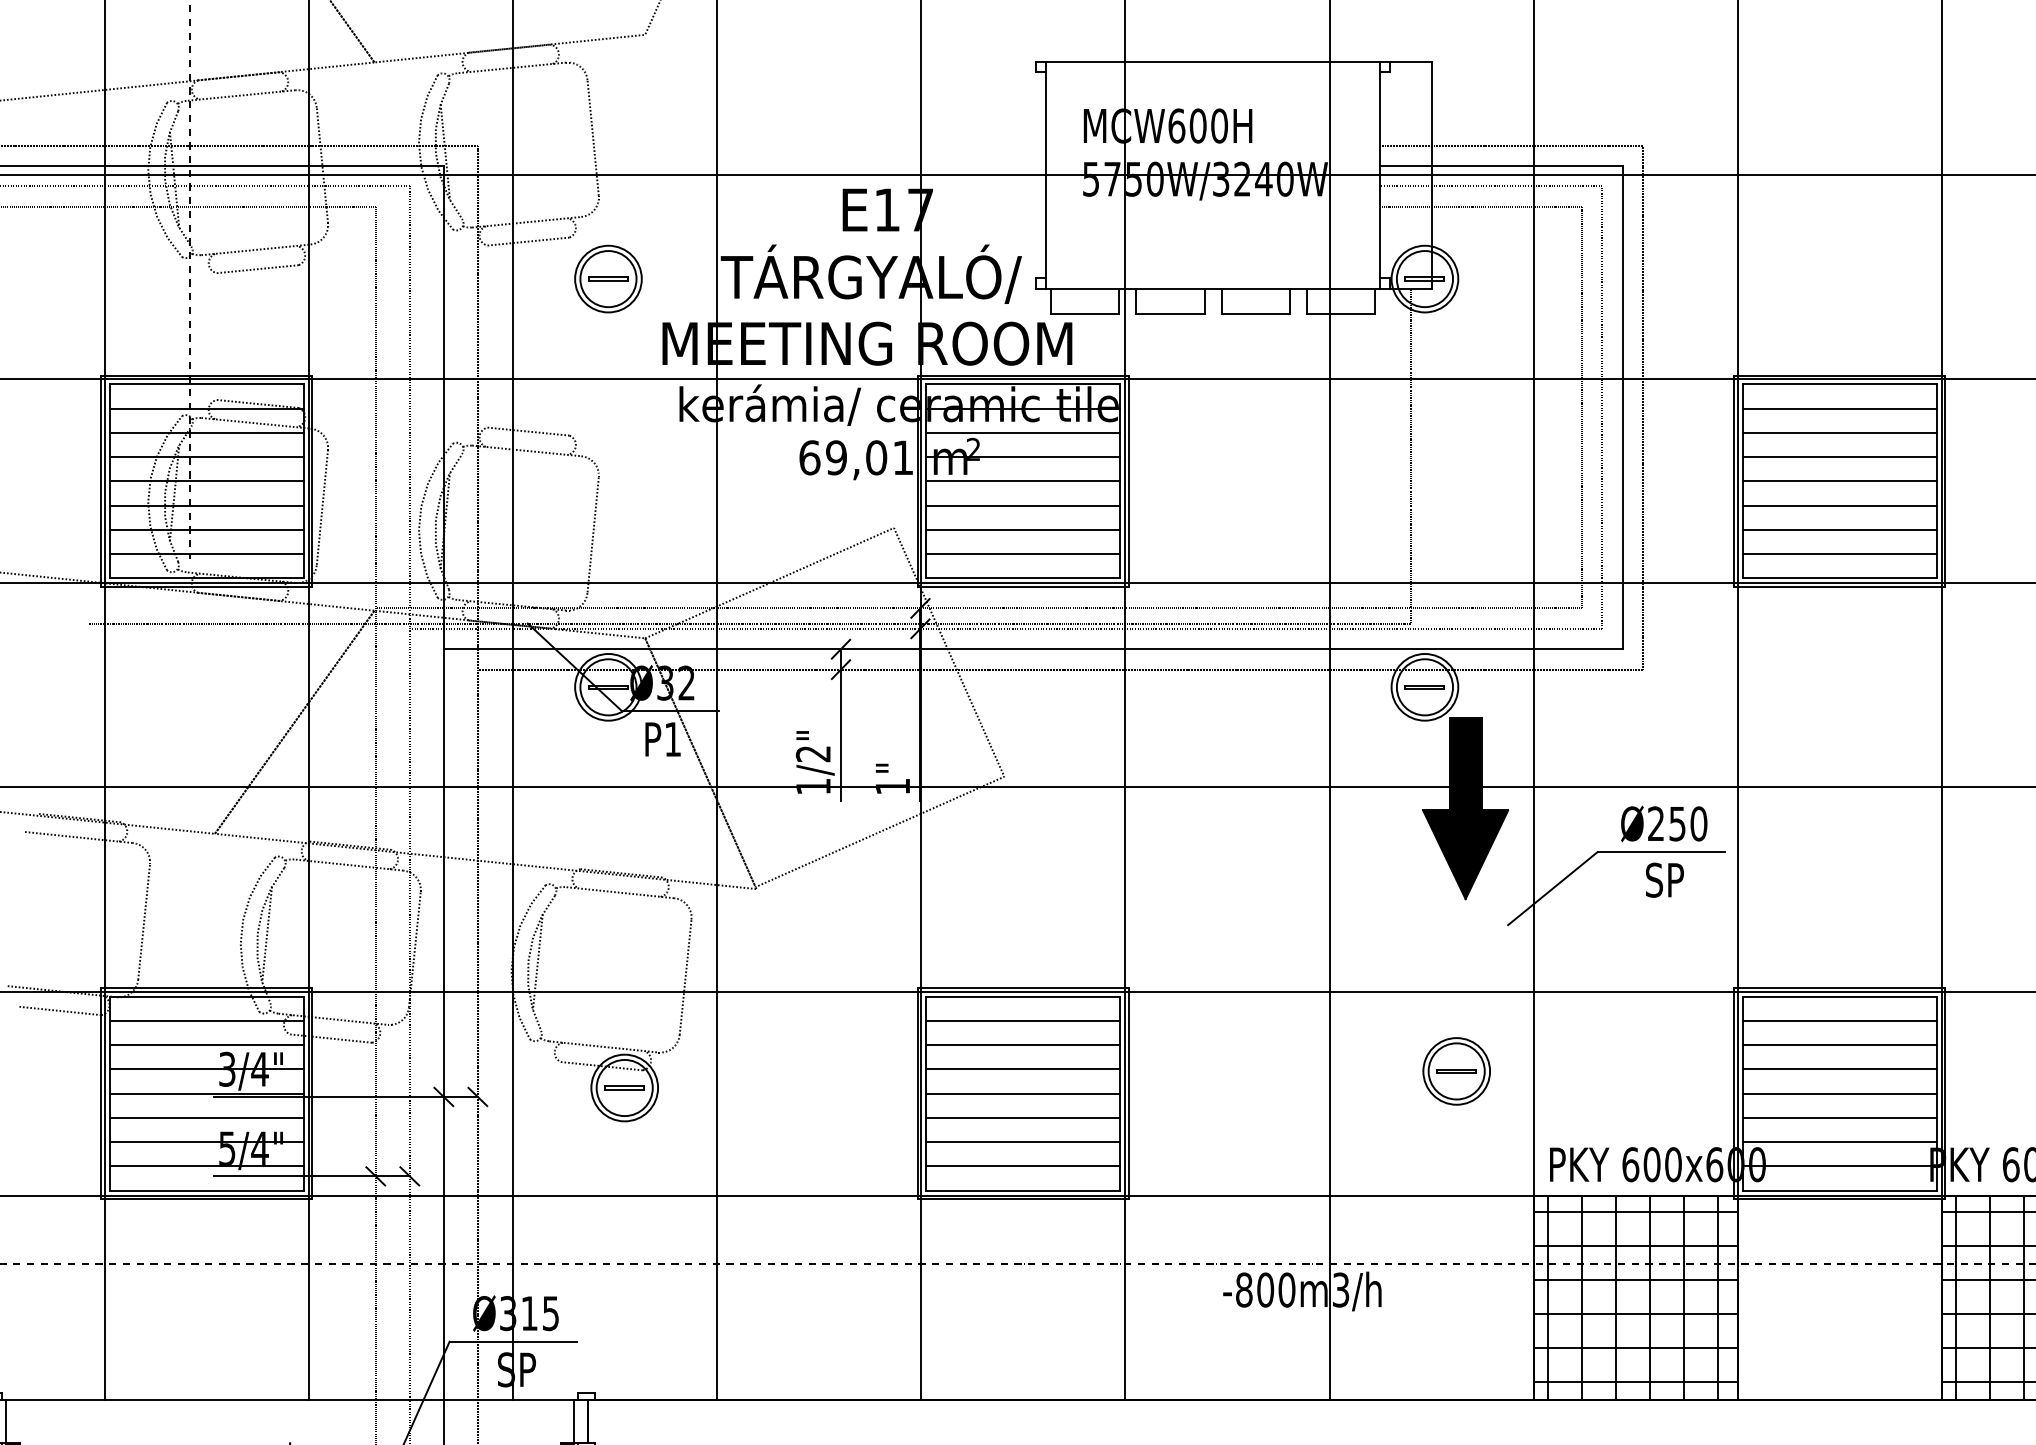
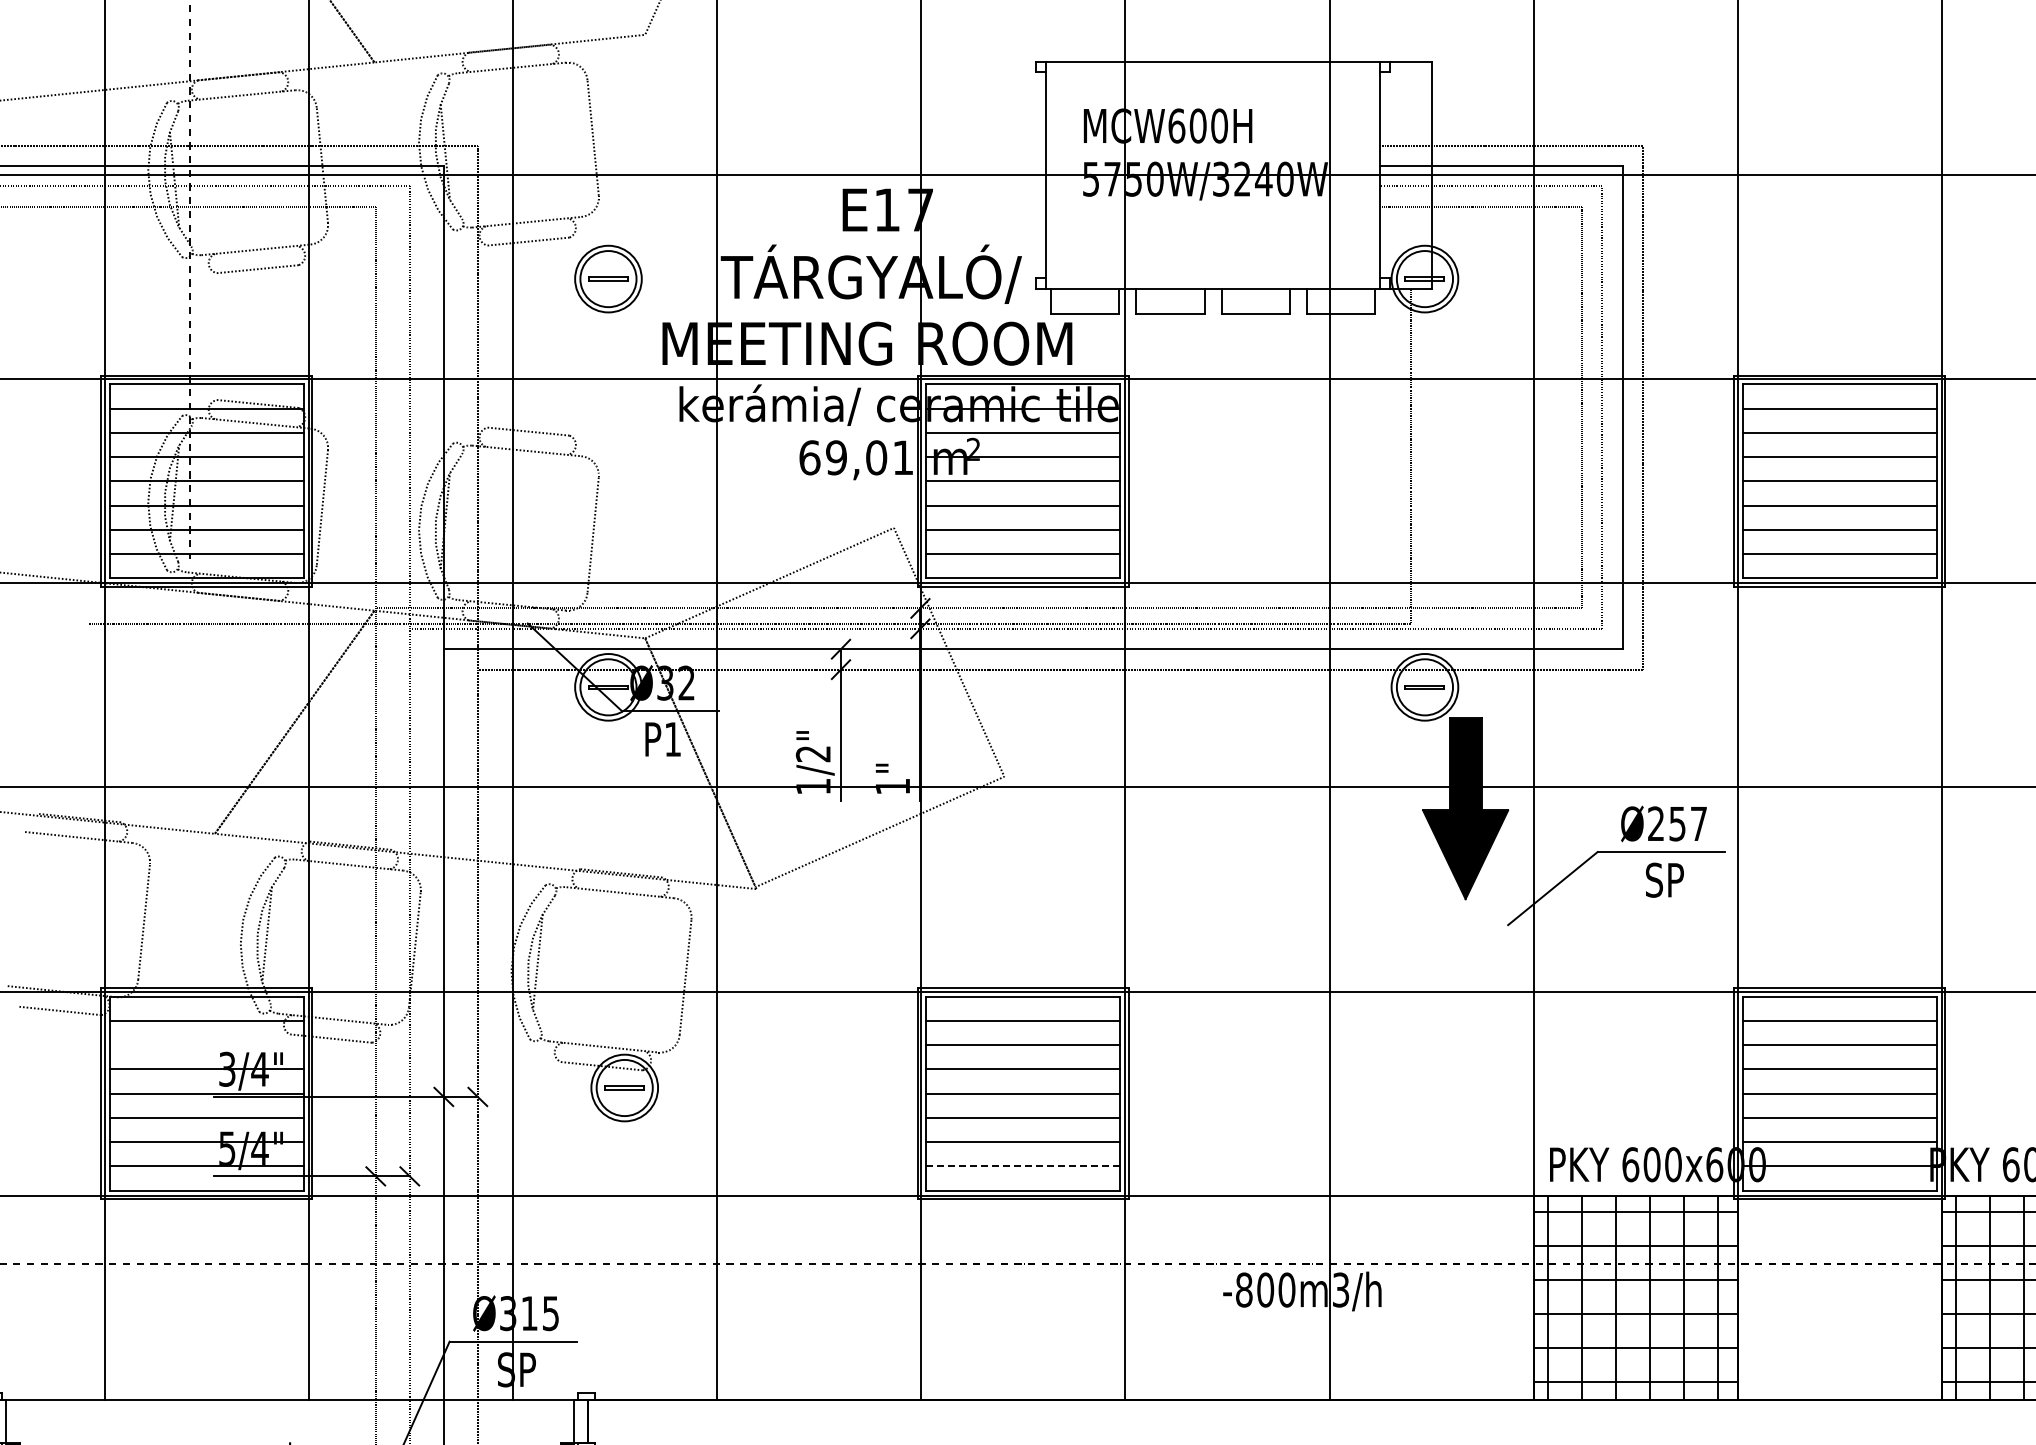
text: Ø250 -> Ø257 (1698, 823)
line: present -> none (206, 1045)
part: present -> none (1456, 1071)
line: solid -> dashed (1023, 1166)
